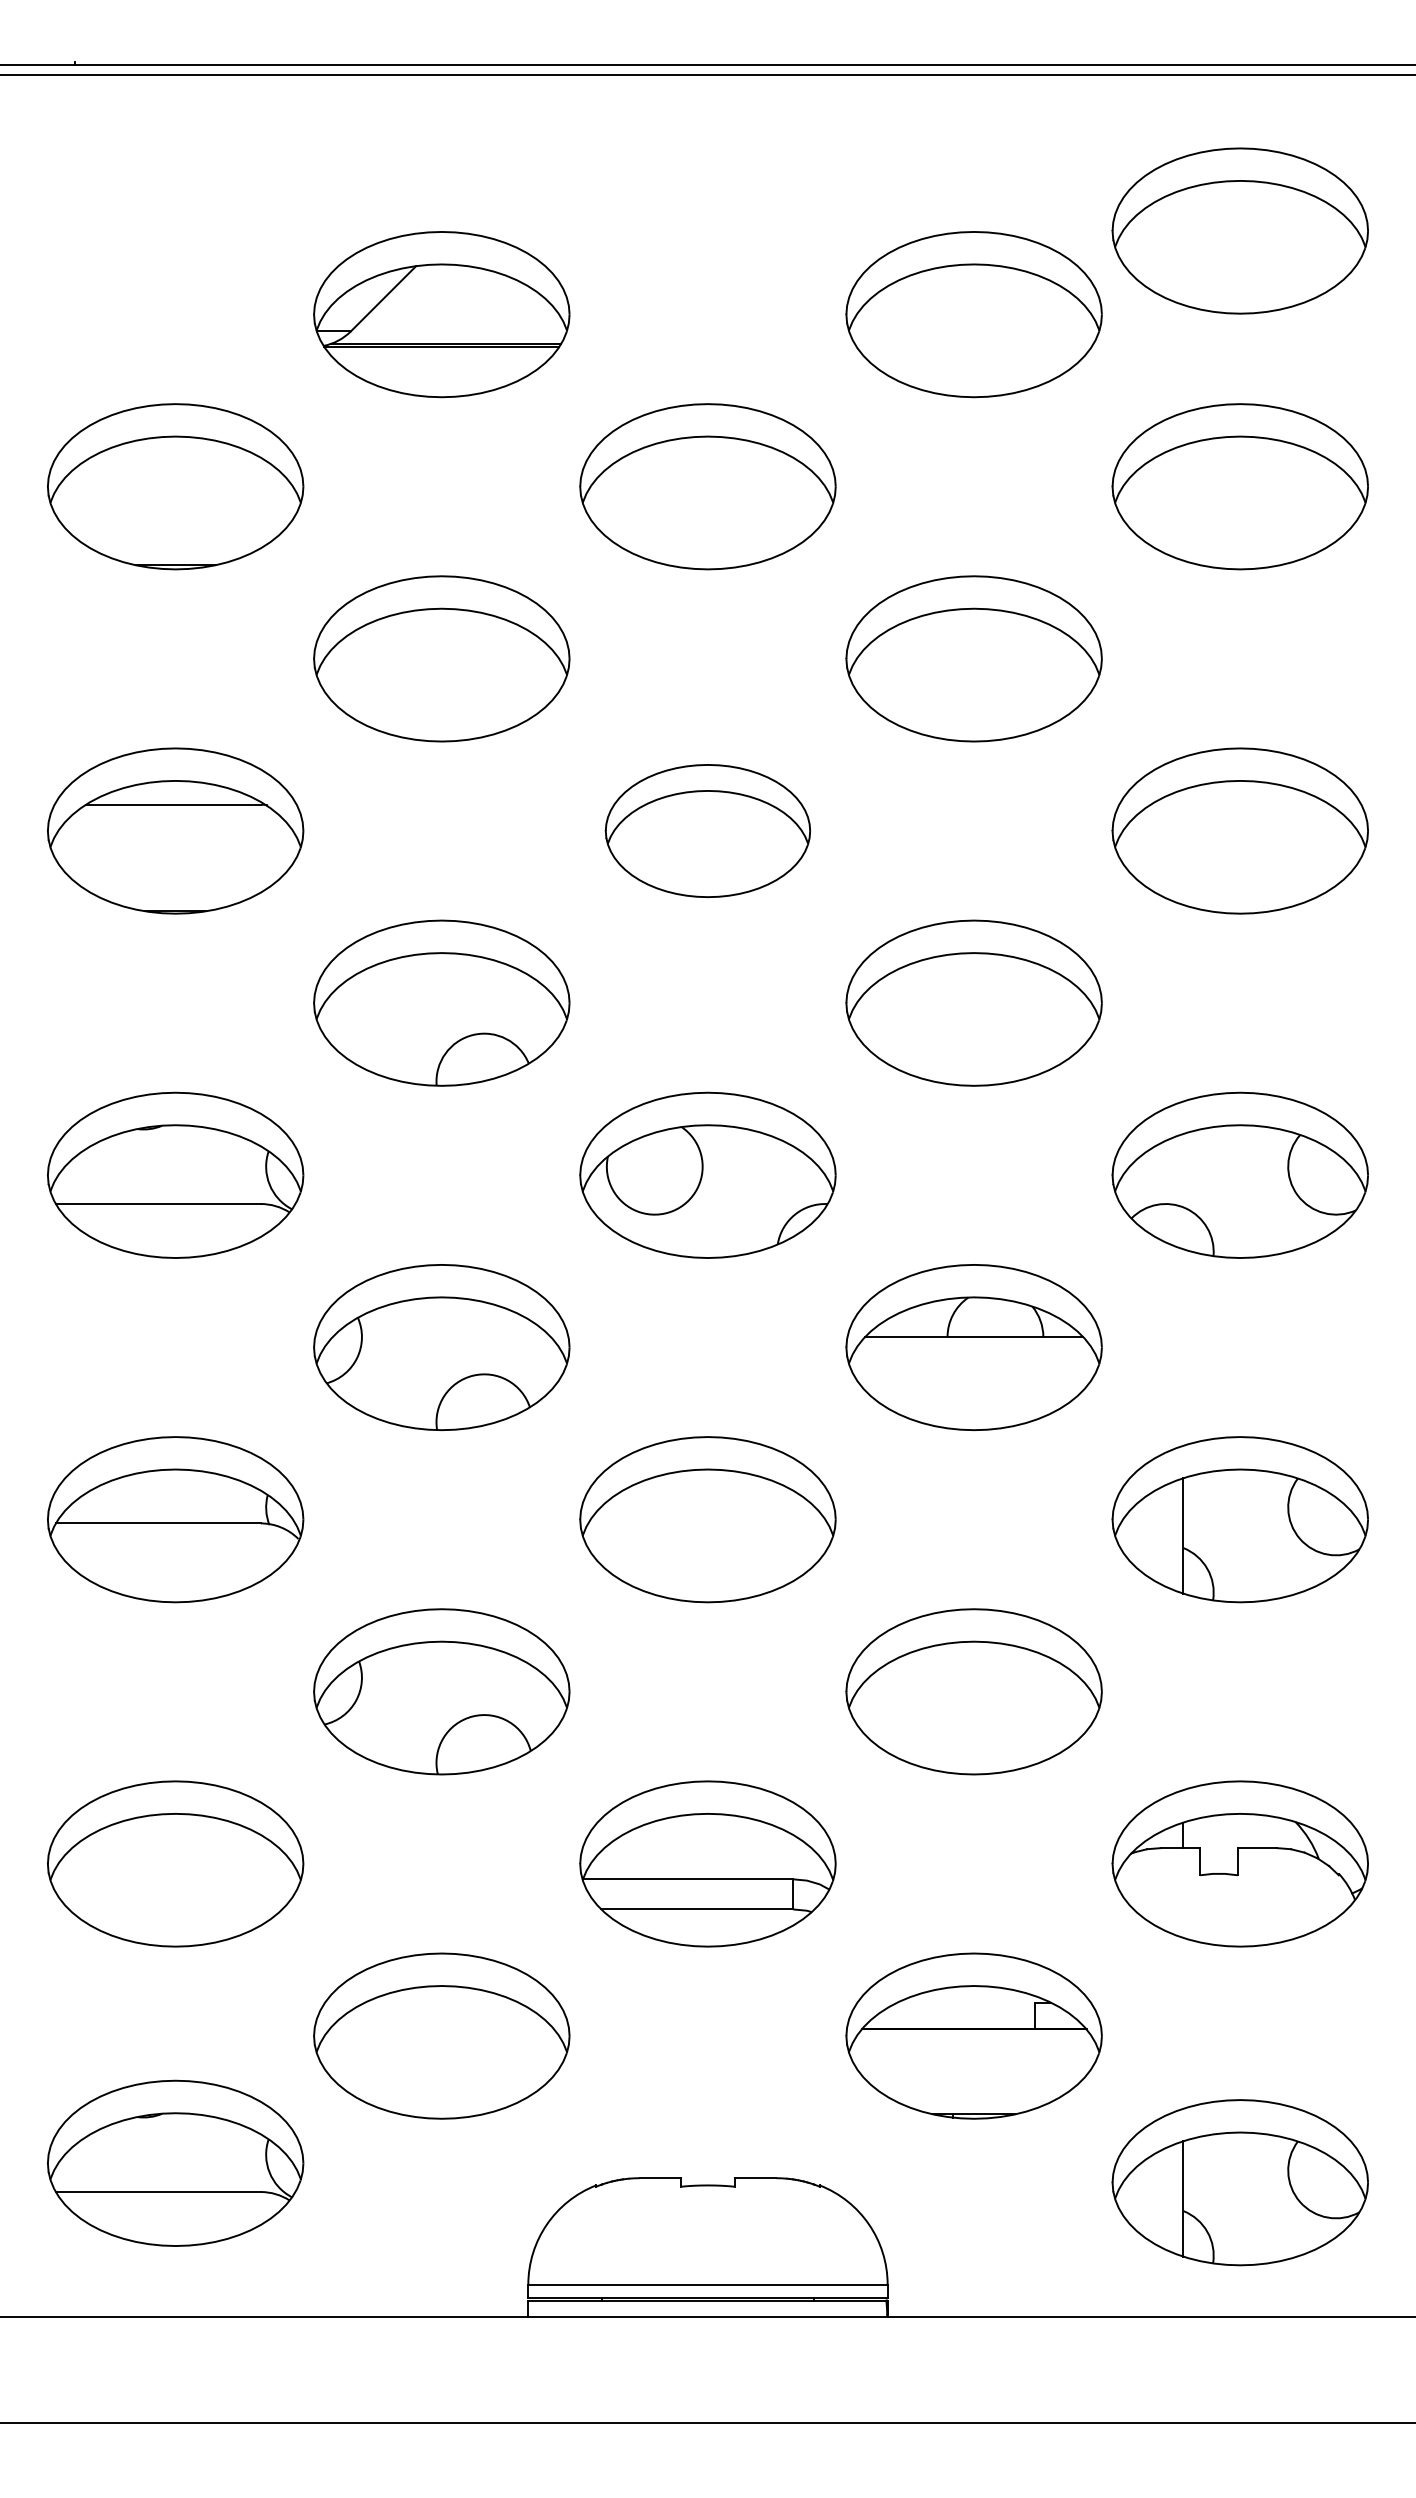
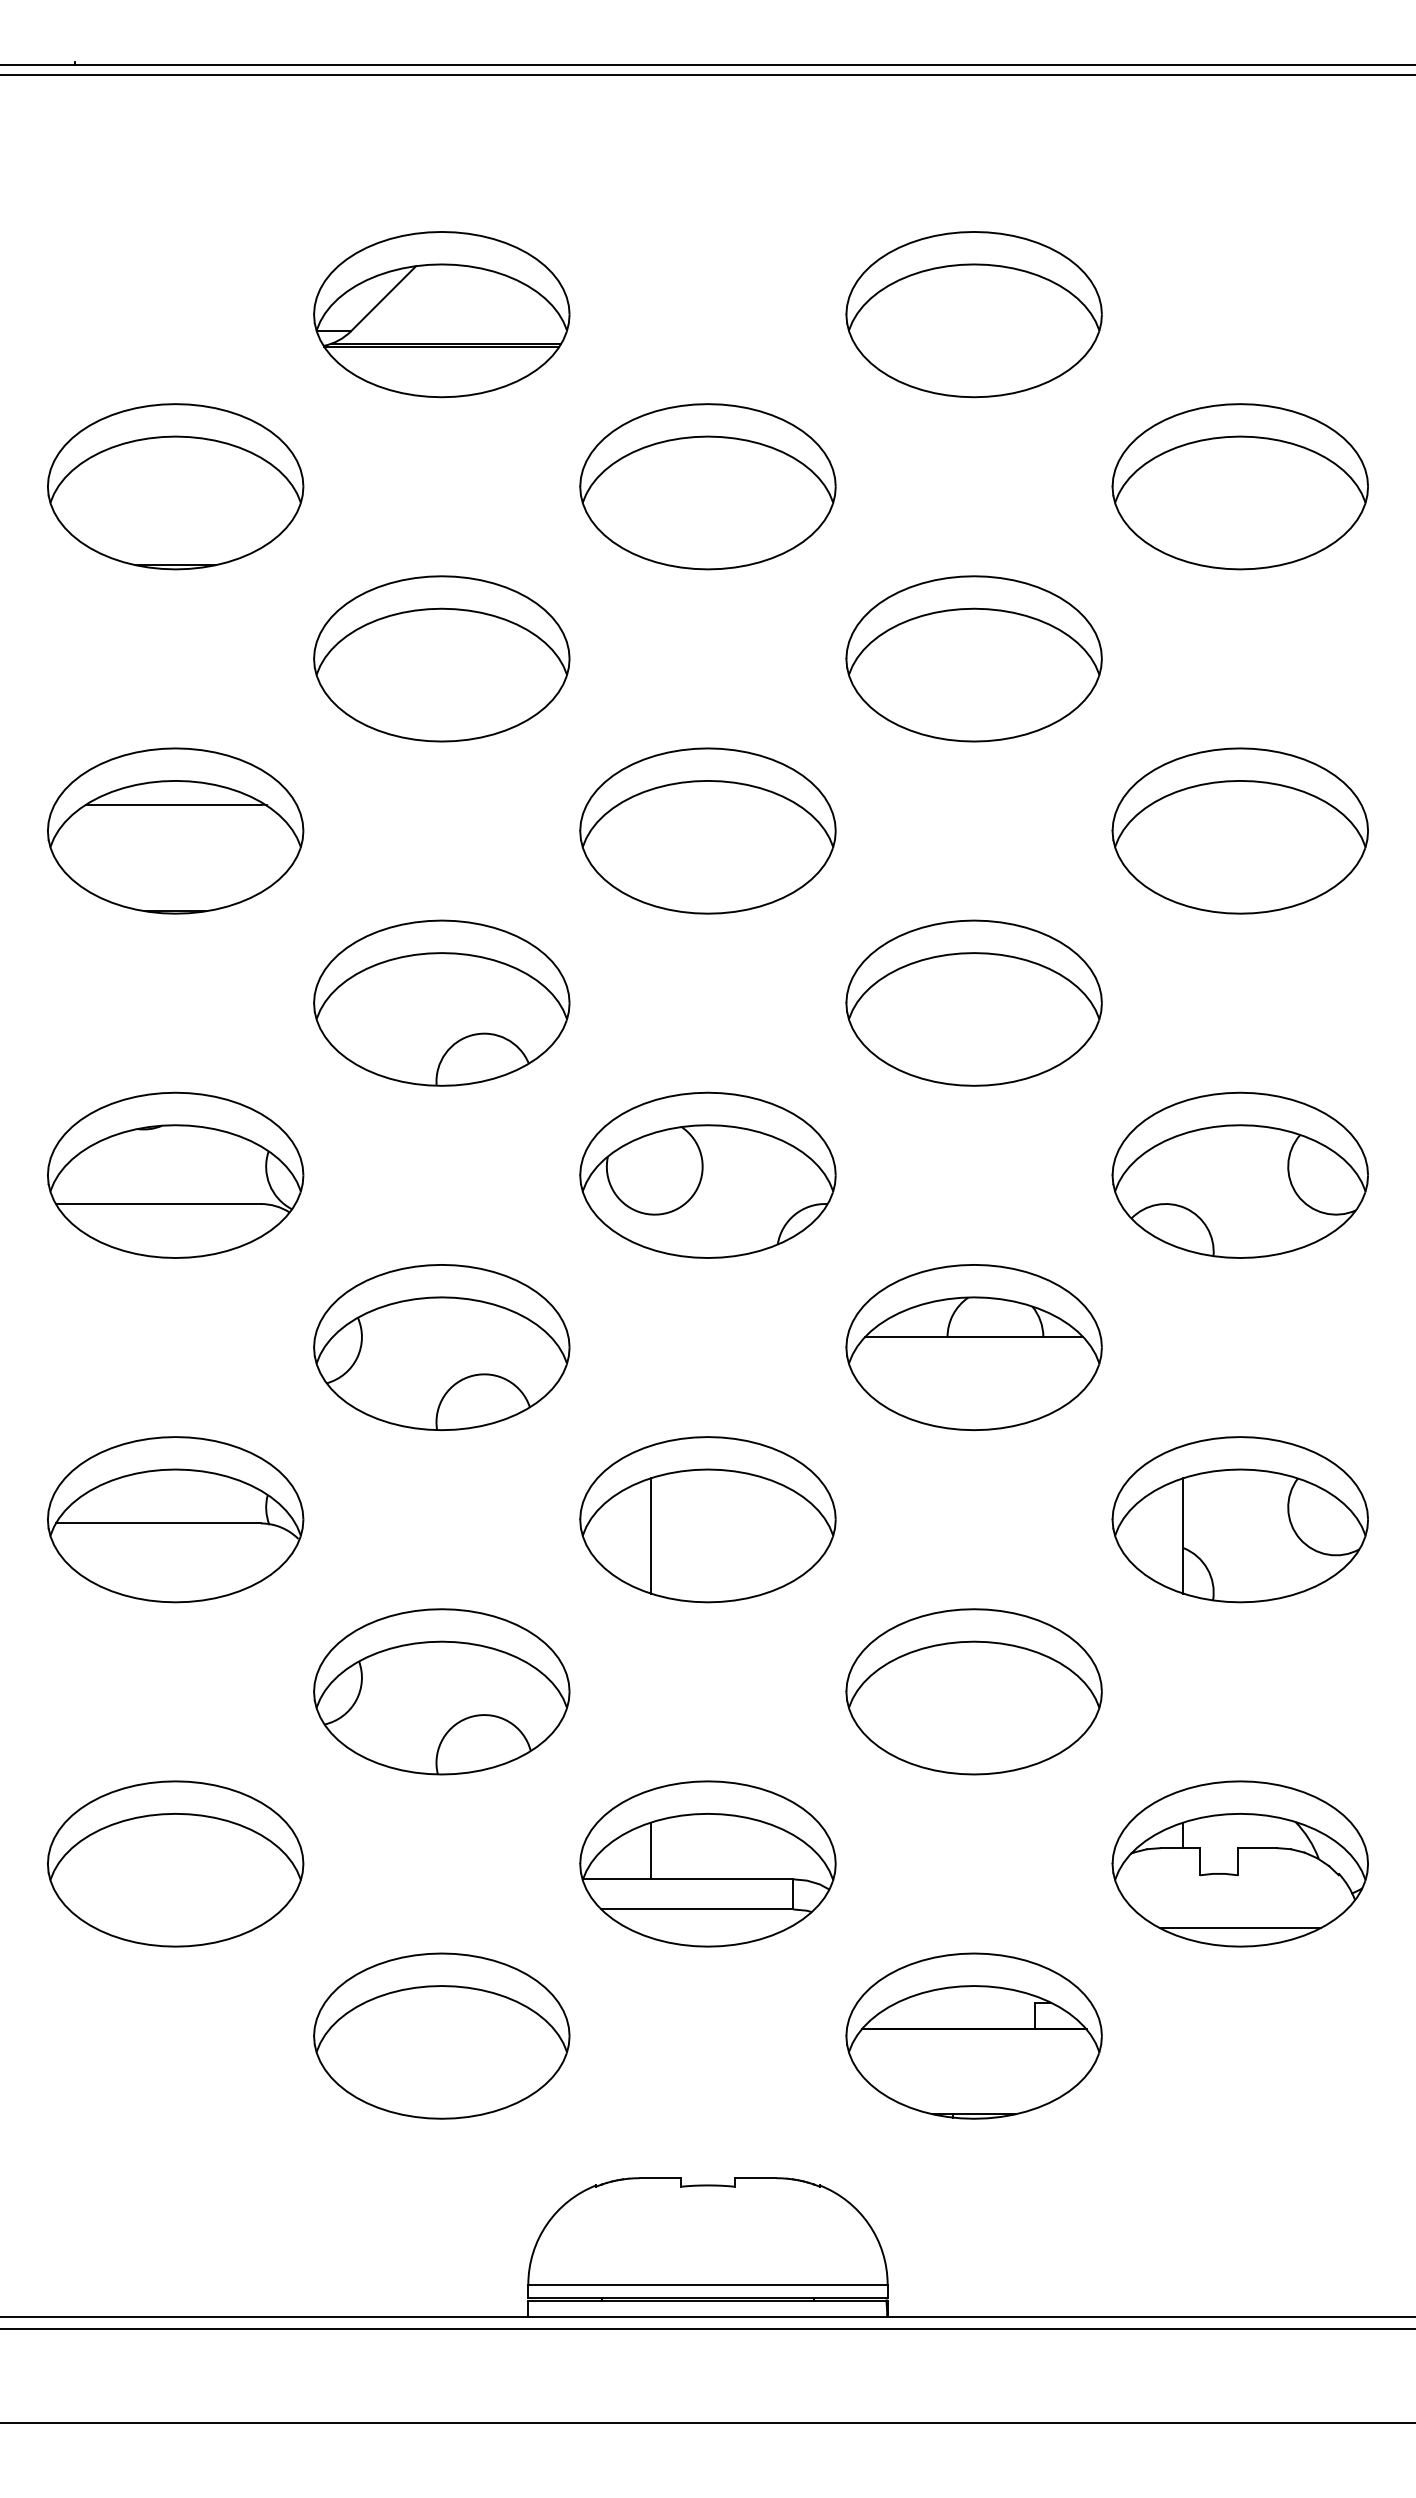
part: present -> none (1239, 230)
part size: 208x134 px -> 258x168 px (707, 830)
line: none -> present (651, 1535)
line: none -> present (651, 1850)
line: none -> present (1239, 1927)
part: present -> none (175, 2162)
part: present -> none (1239, 2182)
line: none -> present (707, 2329)
